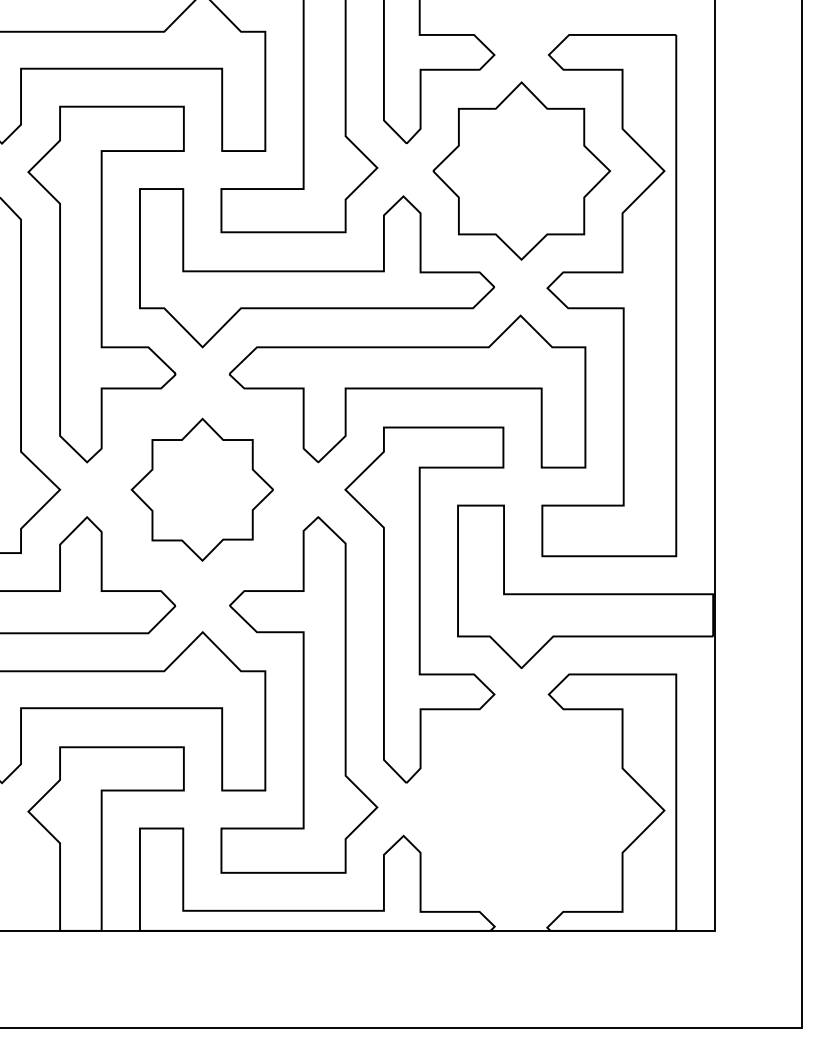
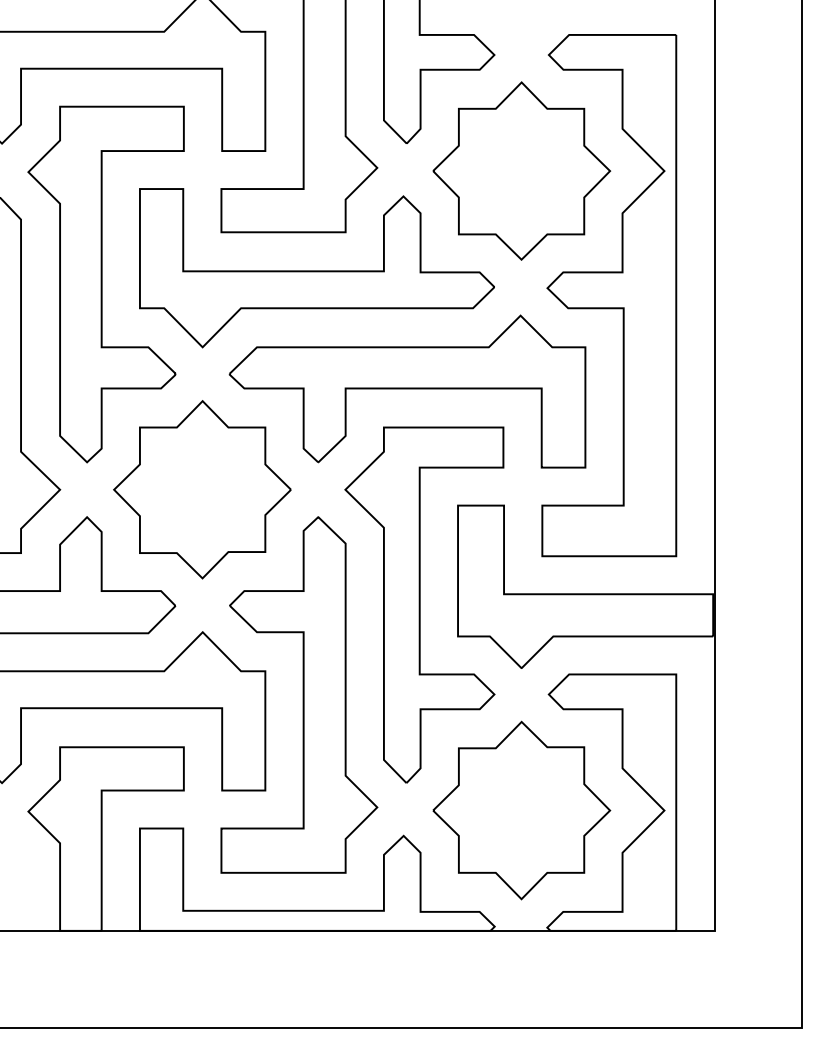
part size: 144x145 px -> 179x180 px (202, 489)
part: none -> present (521, 810)
